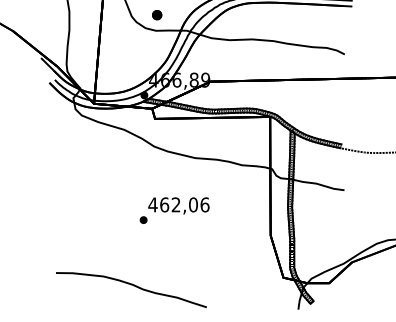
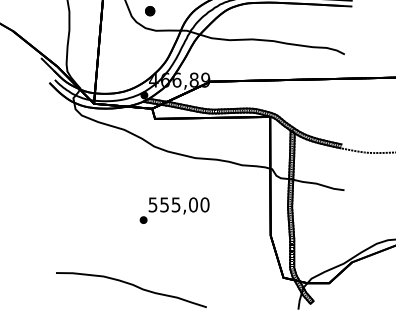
part position: (157, 15) -> (150, 11) (150, 11)
text: 462,06 -> 555,00 (178, 204)
